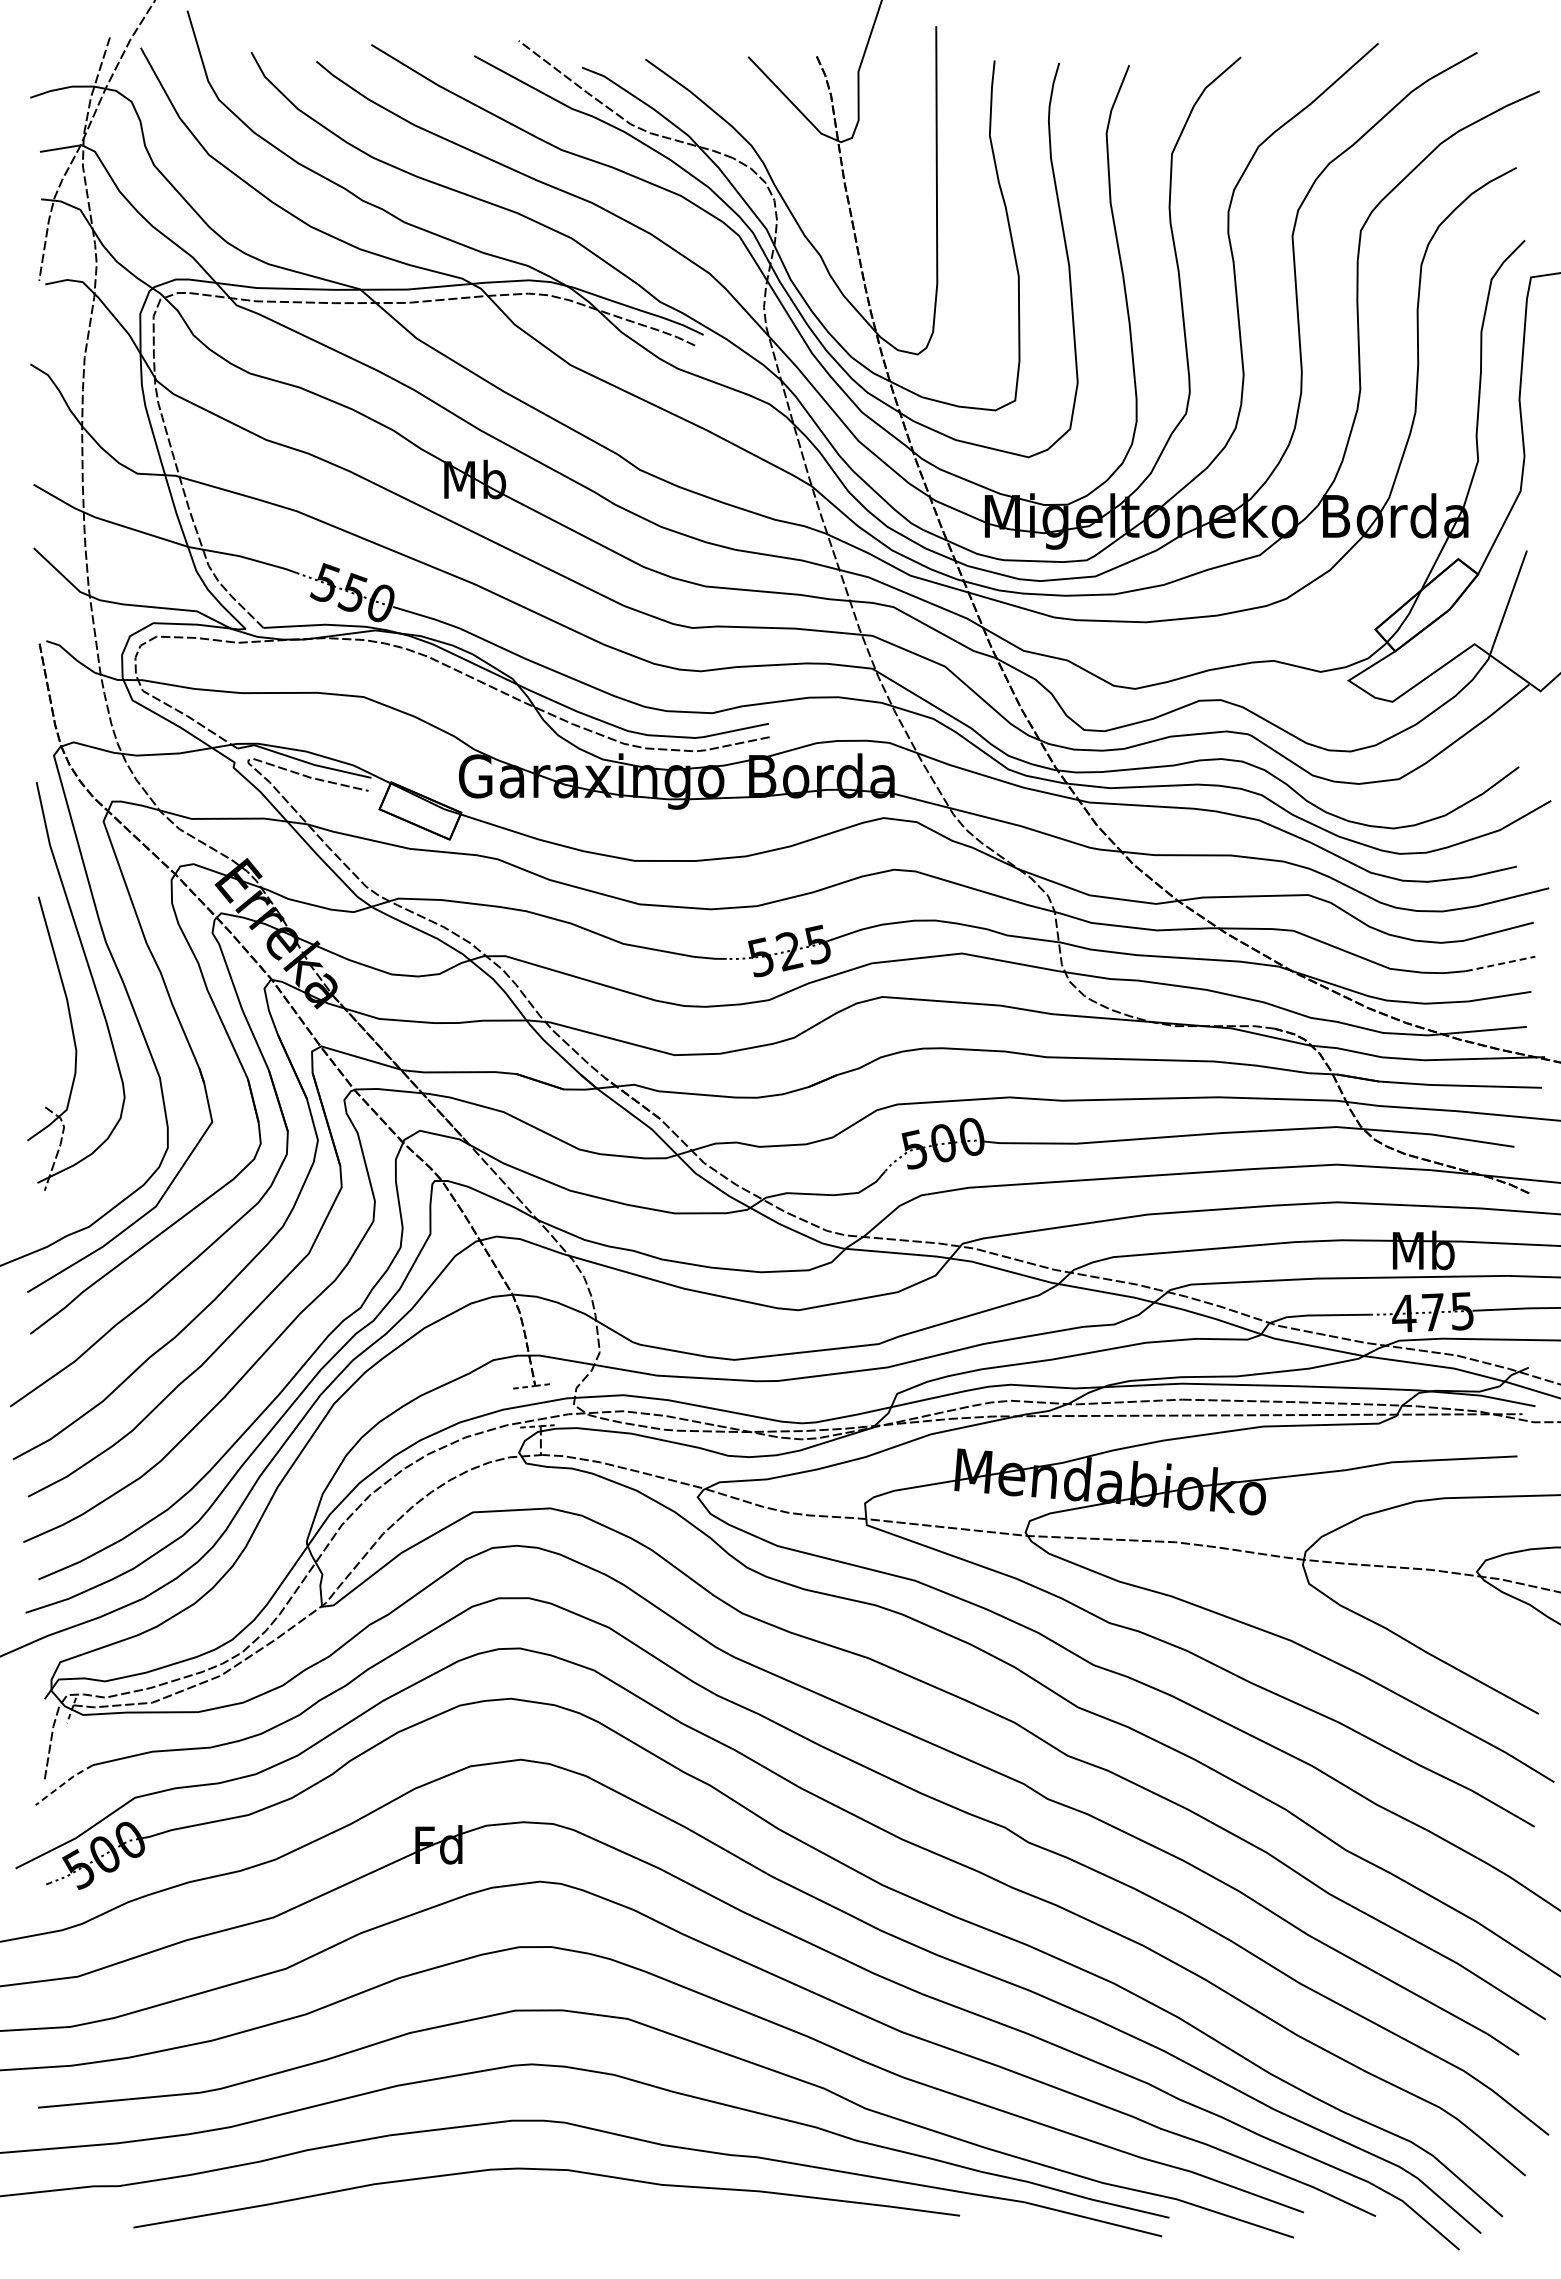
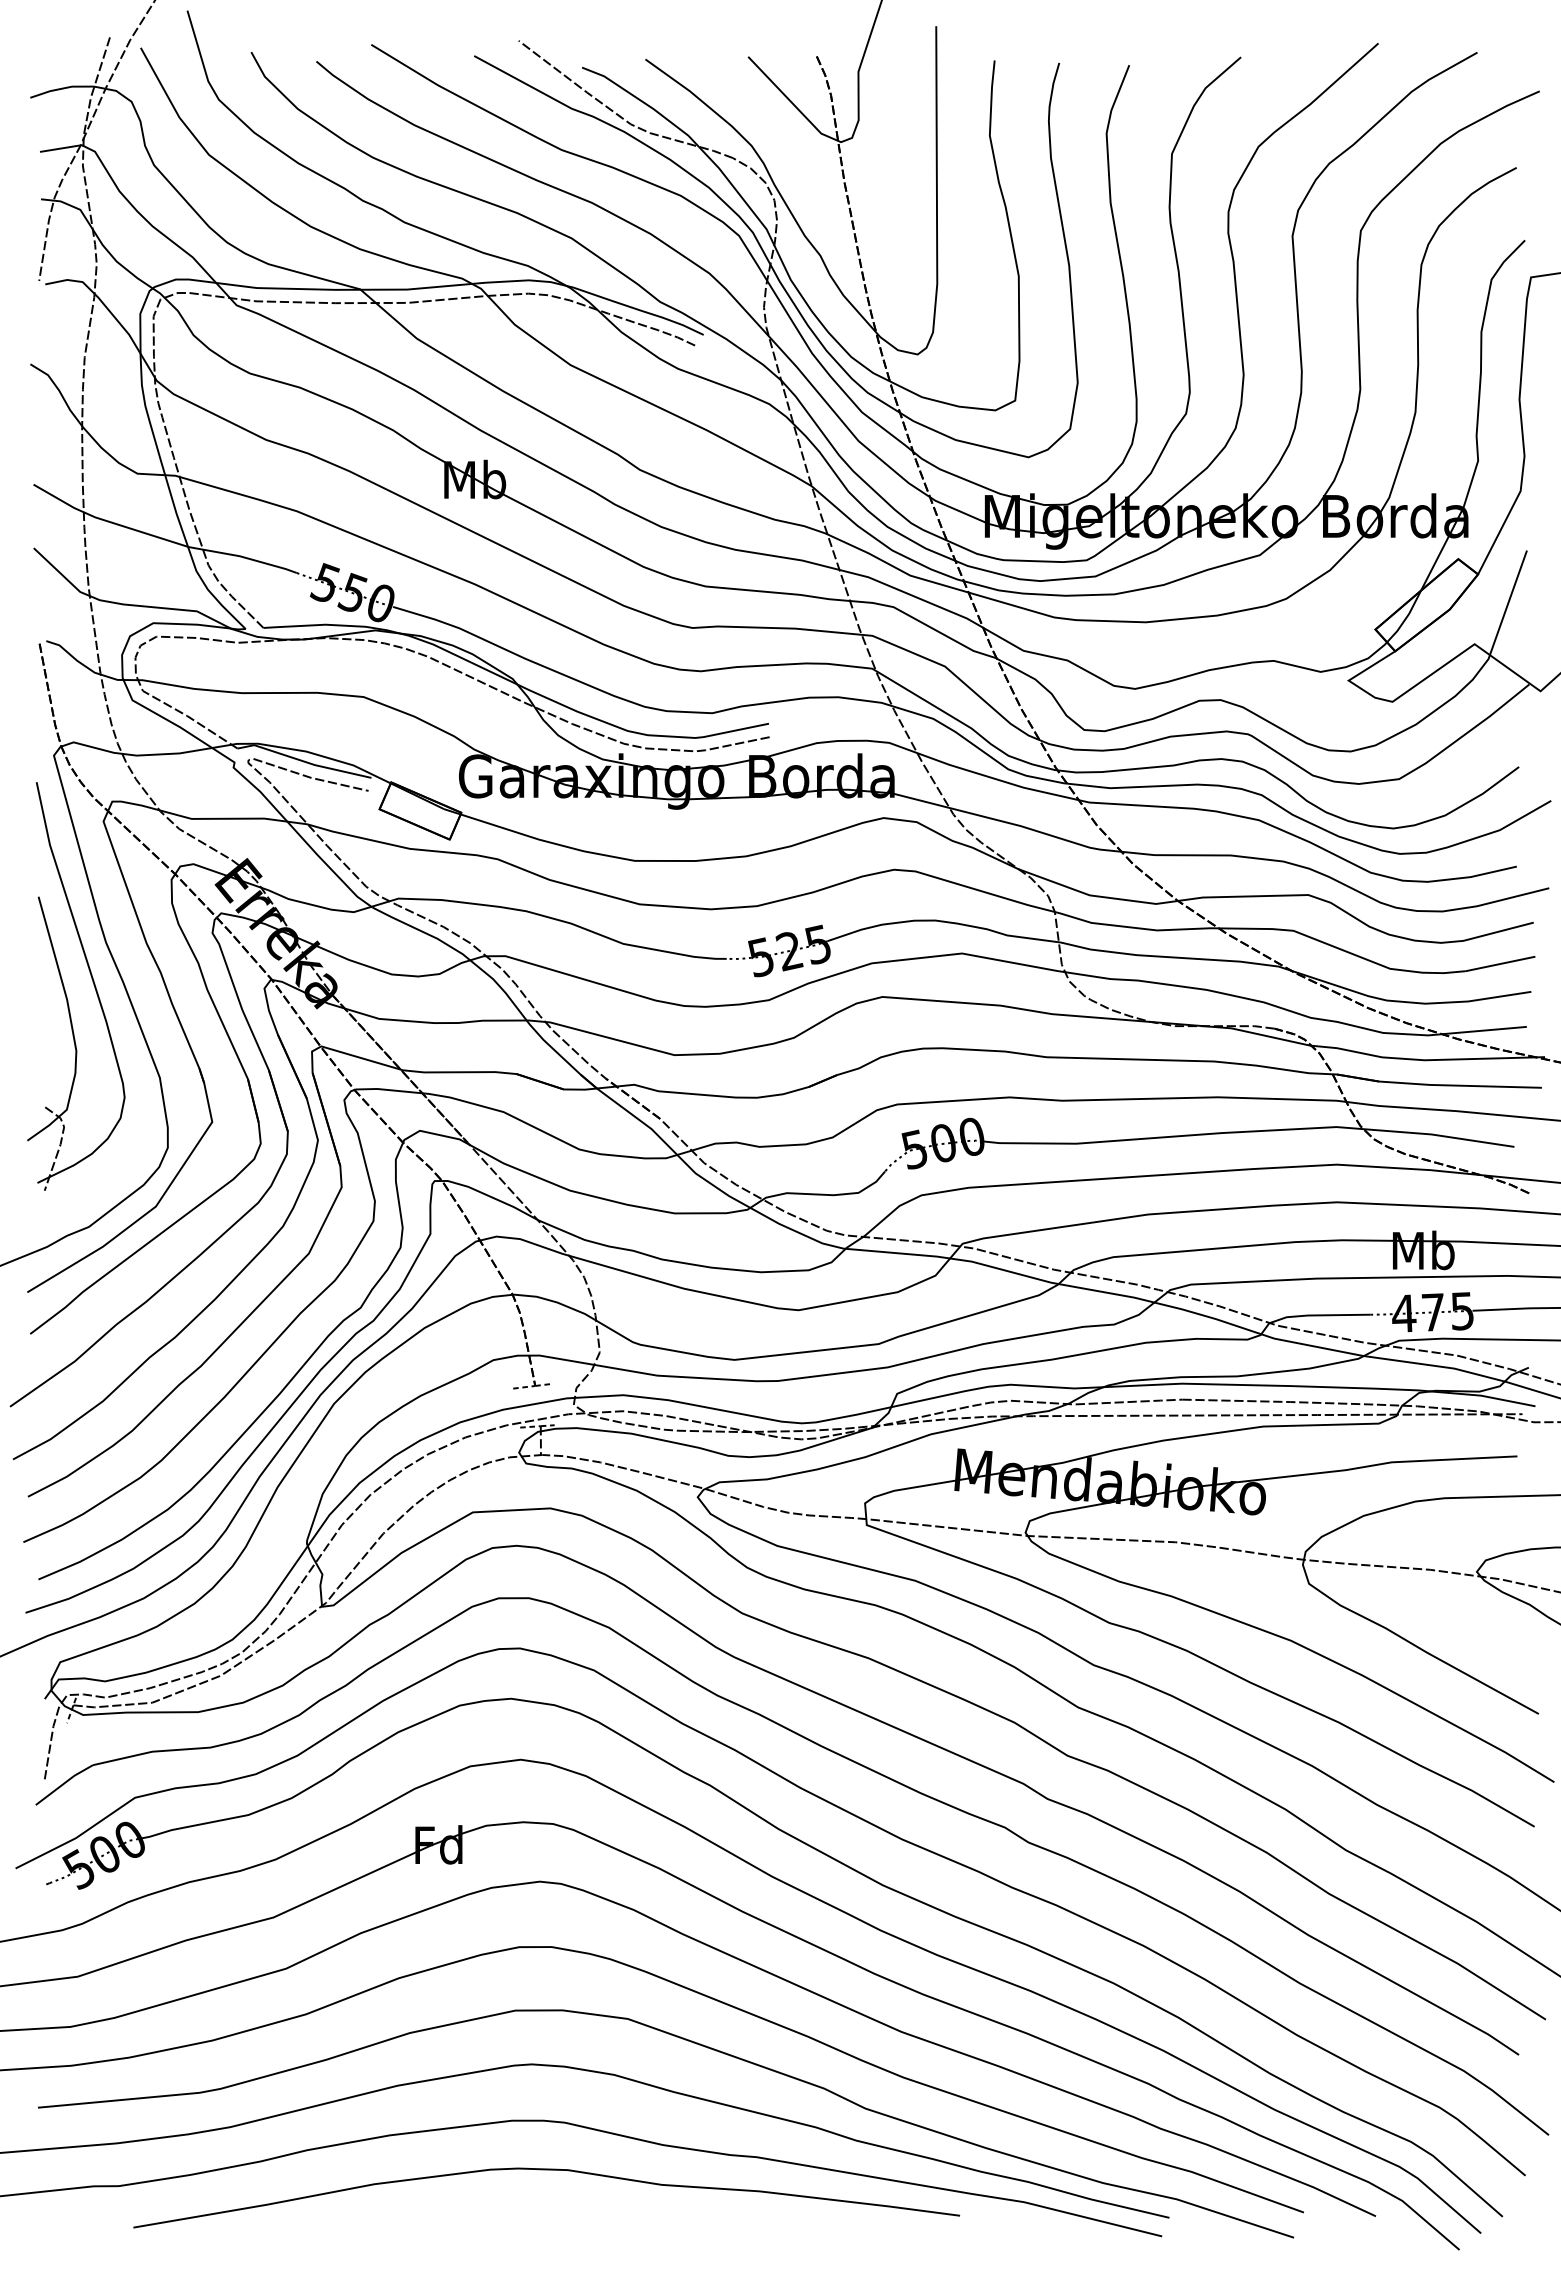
line: dashed -> solid (1500, 963)
line: dashed -> solid (64, 1783)
